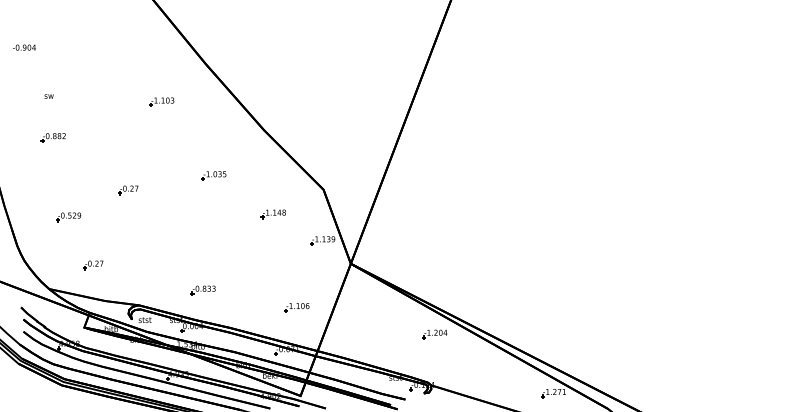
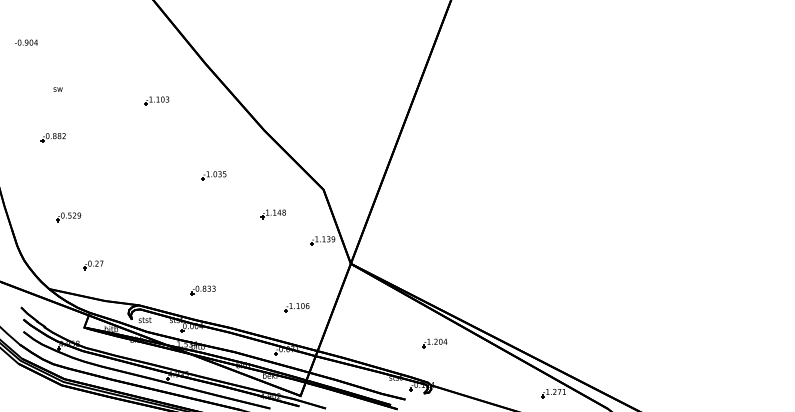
text position: (24, 47) -> (26, 42) (26, 42)
text position: (48, 96) -> (57, 89) (57, 89)
part position: (161, 101) -> (156, 100) (156, 100)
part: present -> none (128, 190)
part position: (434, 334) -> (434, 343) (434, 343)
